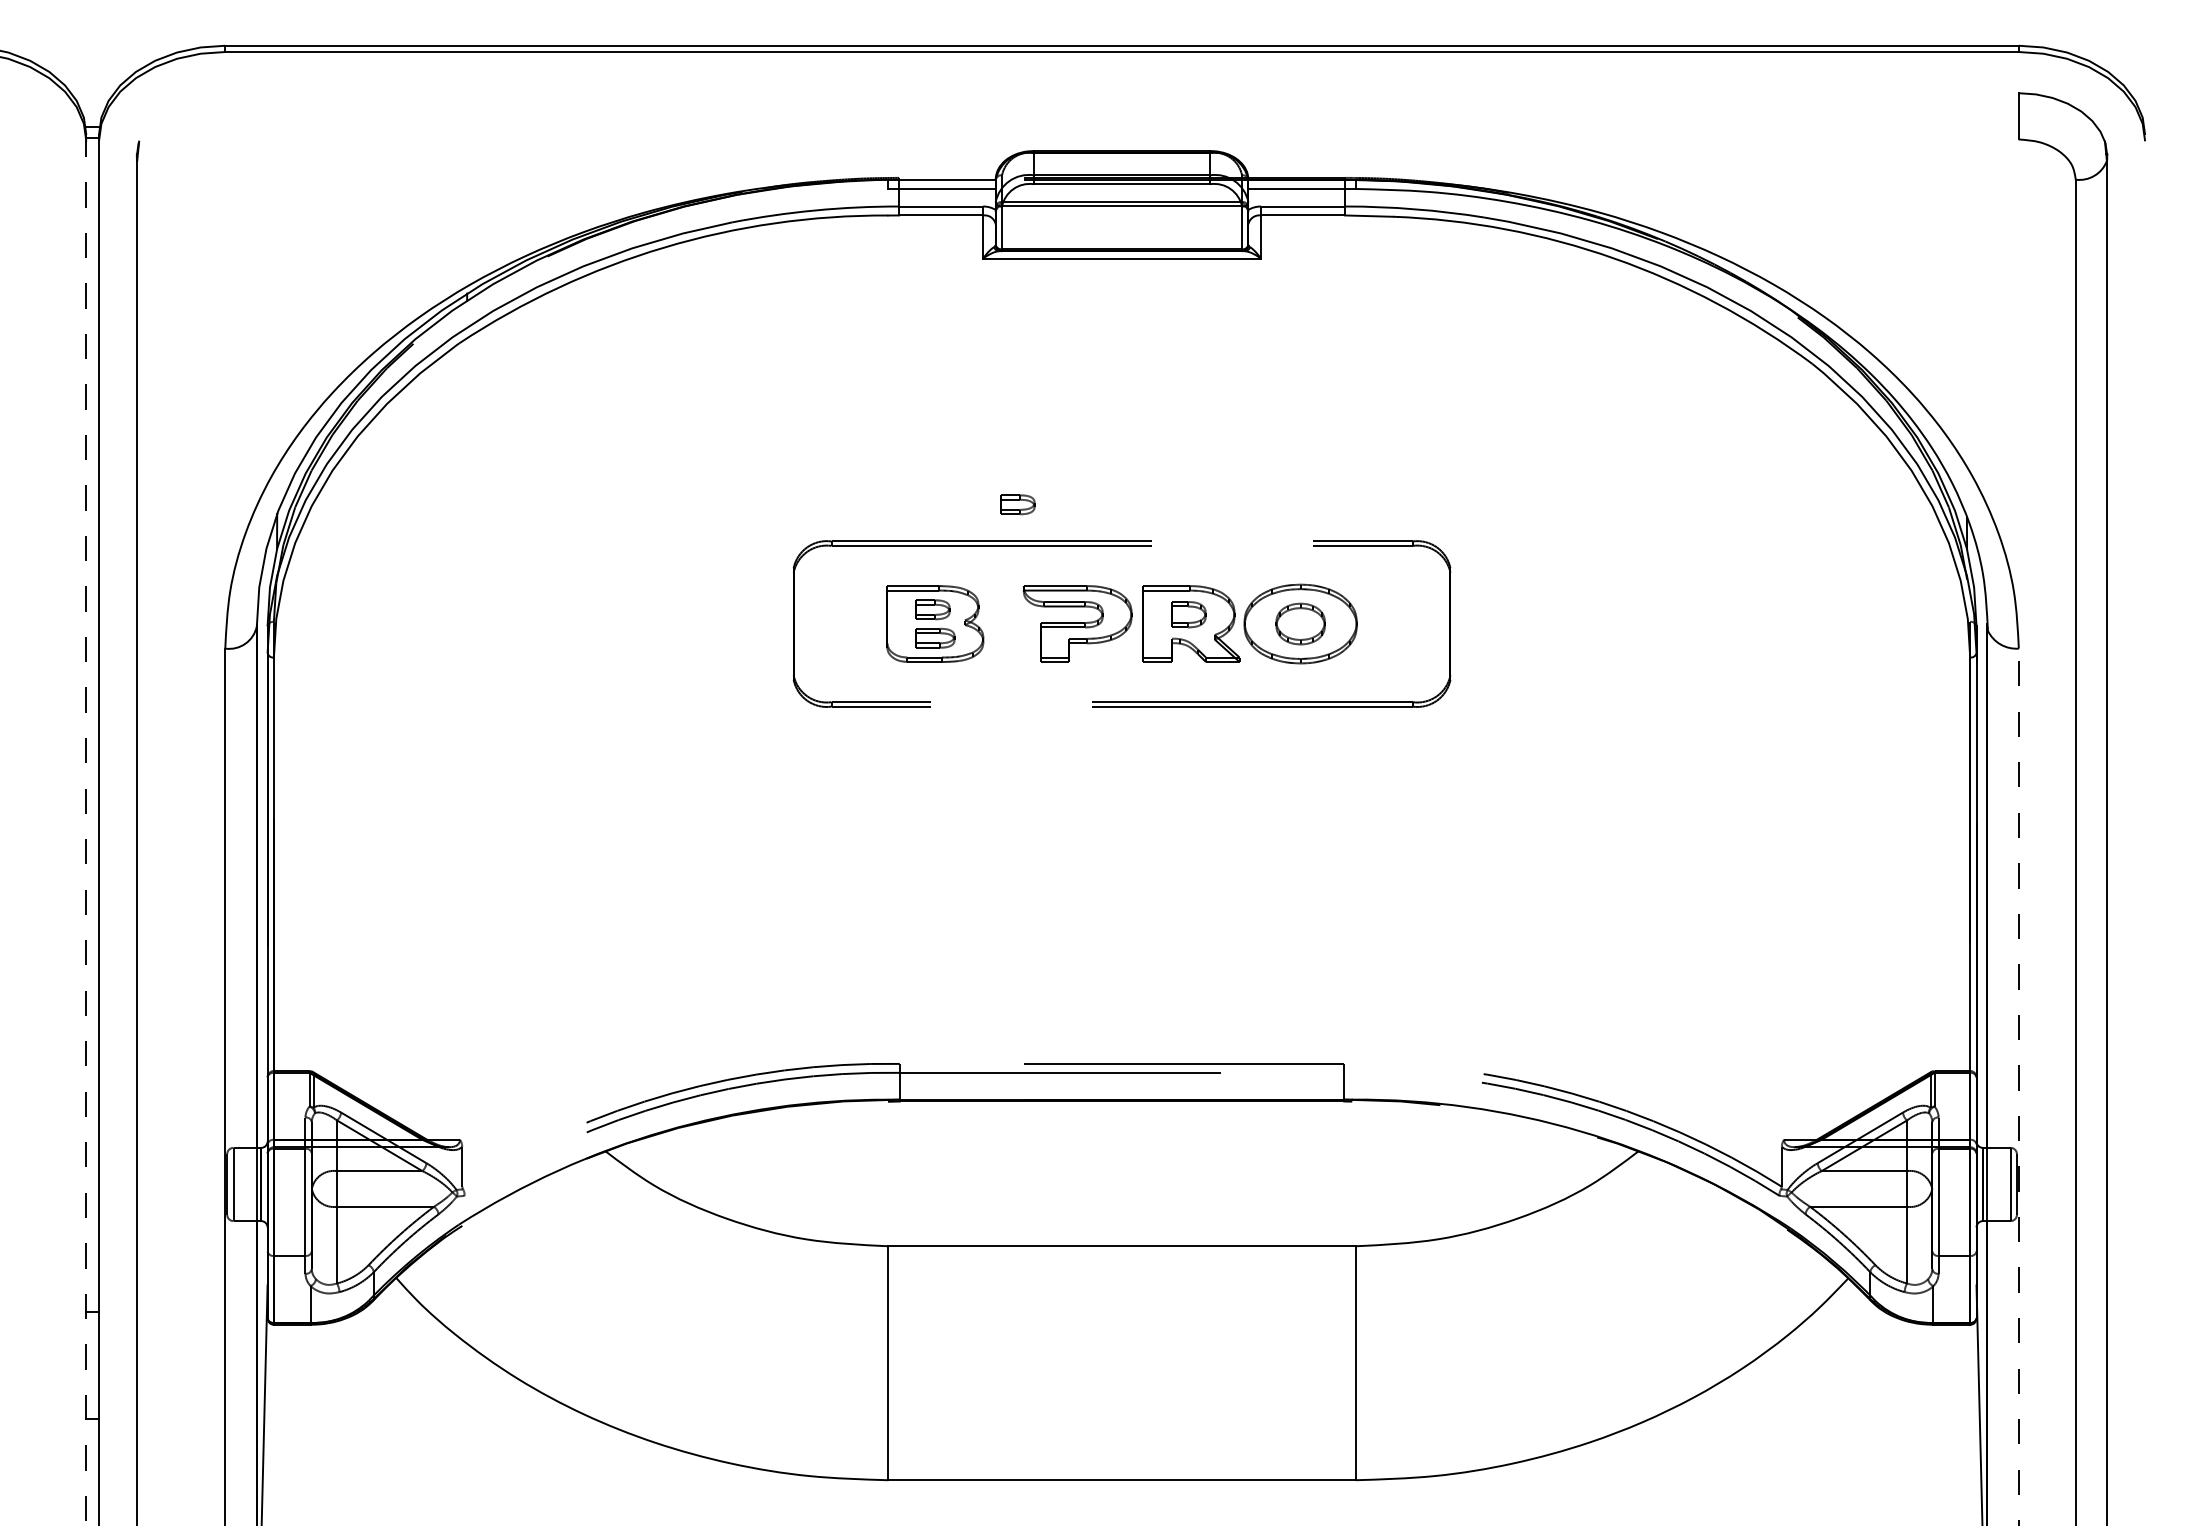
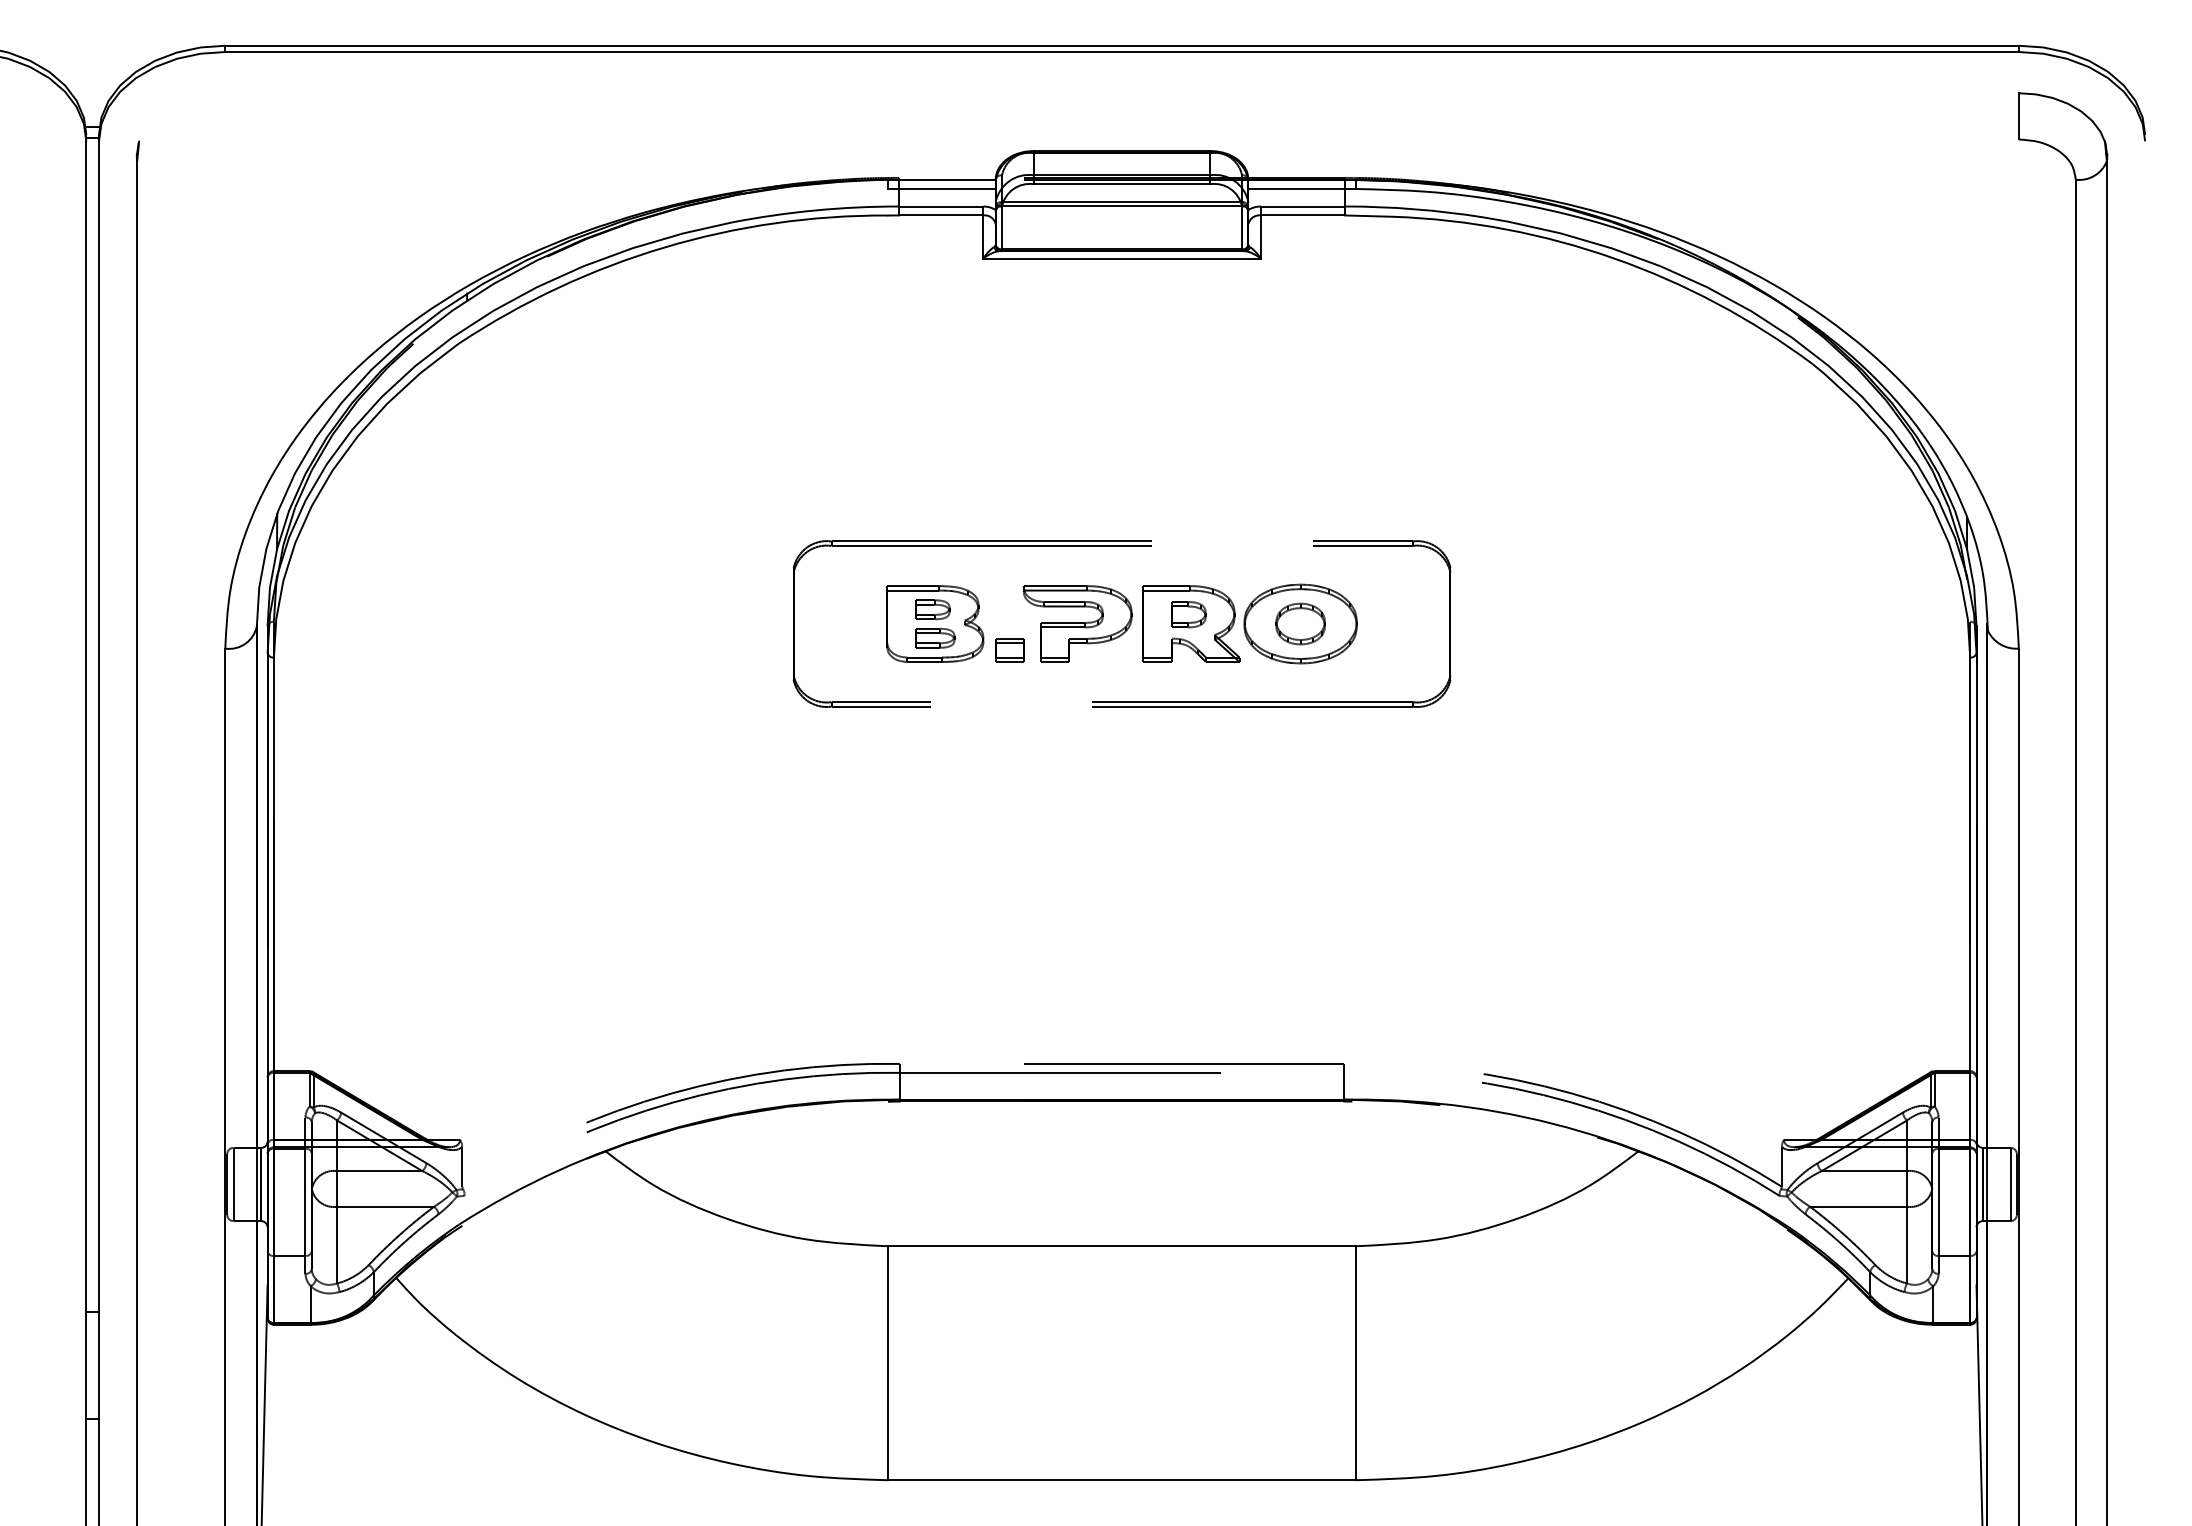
part: present -> none (1017, 504)
part: none -> present (1009, 650)
line: dashed -> solid (86, 833)
line: dashed -> solid (2018, 1086)
